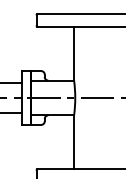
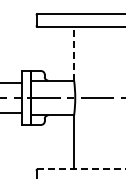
line: solid -> dashed (74, 53)
line: solid -> dashed (82, 169)
